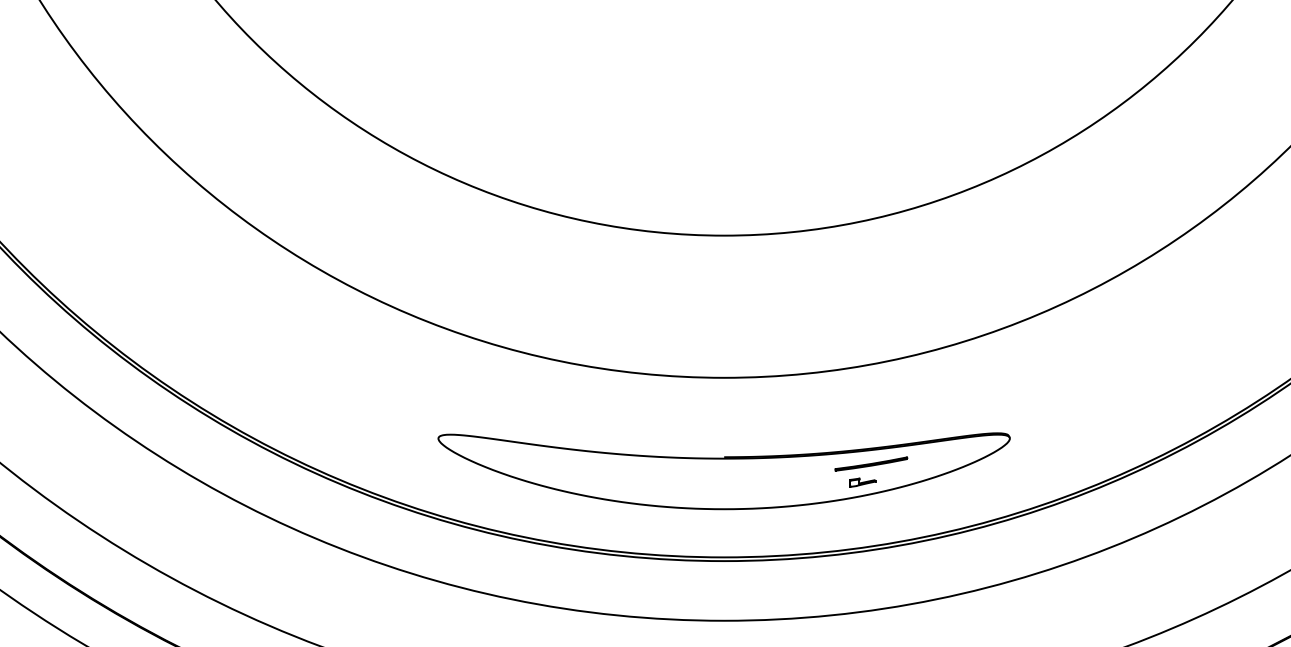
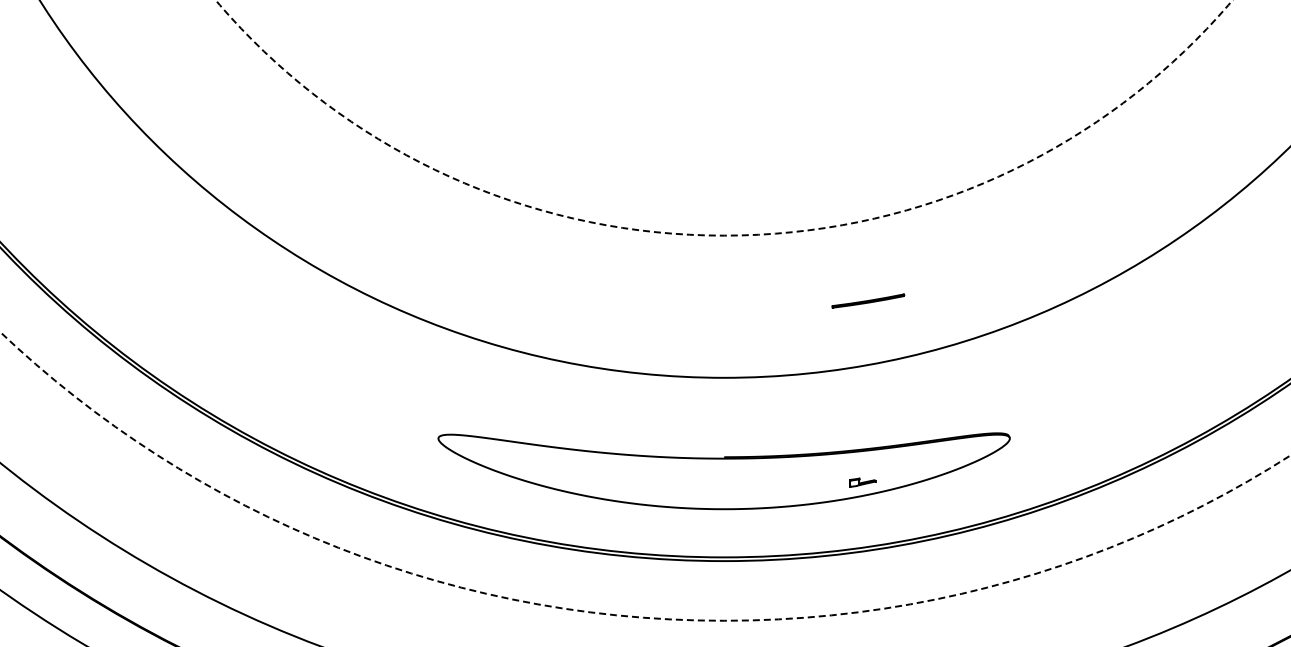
circle: solid -> dashed (723, 117)
part position: (871, 463) -> (868, 300) (868, 300)
circle: solid -> dashed (645, 476)
